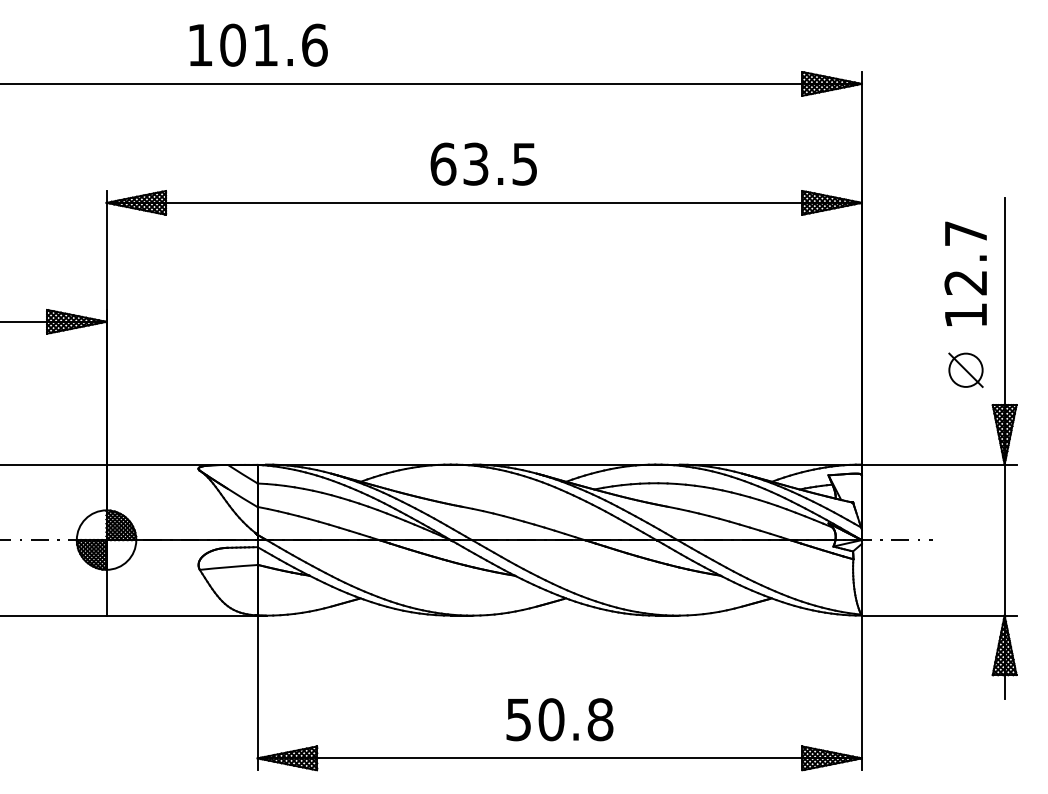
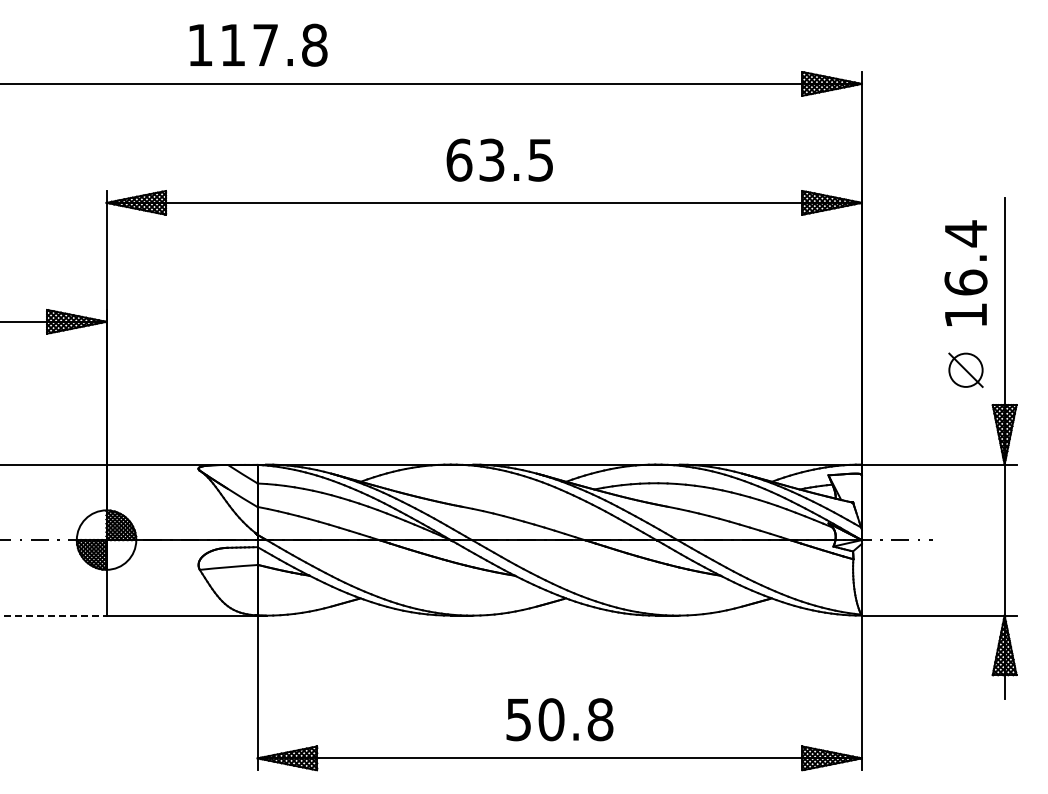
text: 101.6 -> 117.8 (273, 44)
text position: (483, 163) -> (499, 159) (499, 159)
text: 12.7 -> 16.4 (965, 257)
line: solid -> dashed (53, 615)
